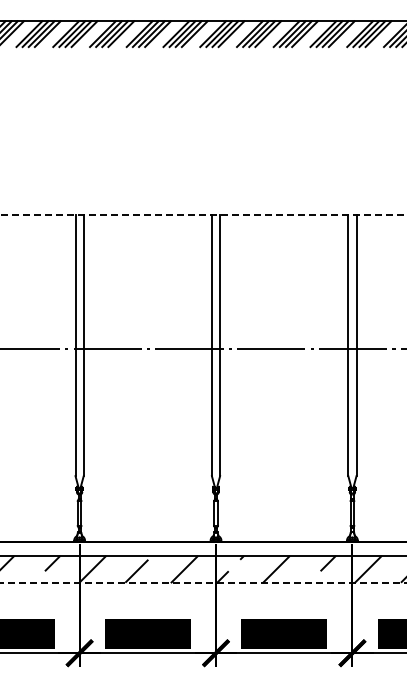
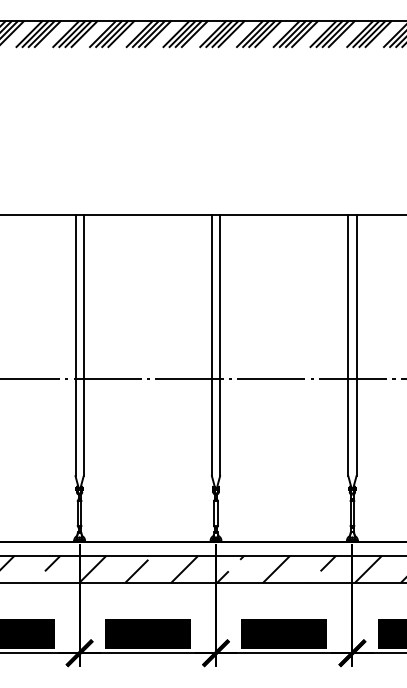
line: dashed -> solid (203, 214)
line position: (202, 348) -> (202, 378) (202, 378)
line: dashed -> solid (203, 583)
